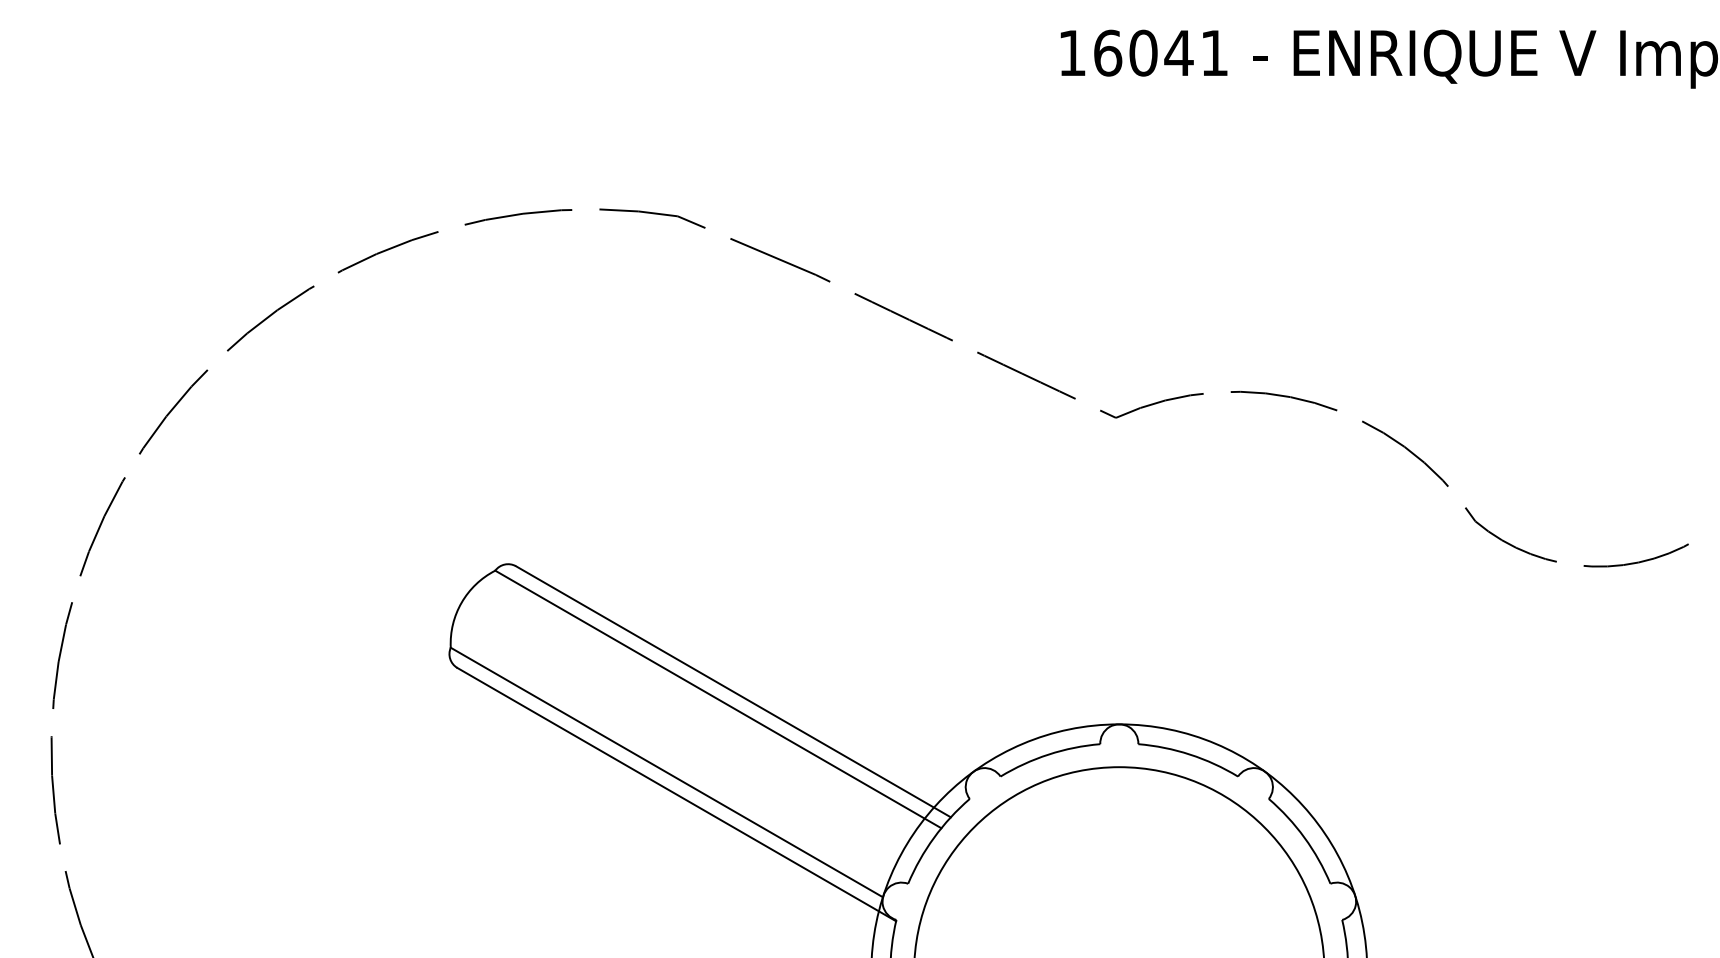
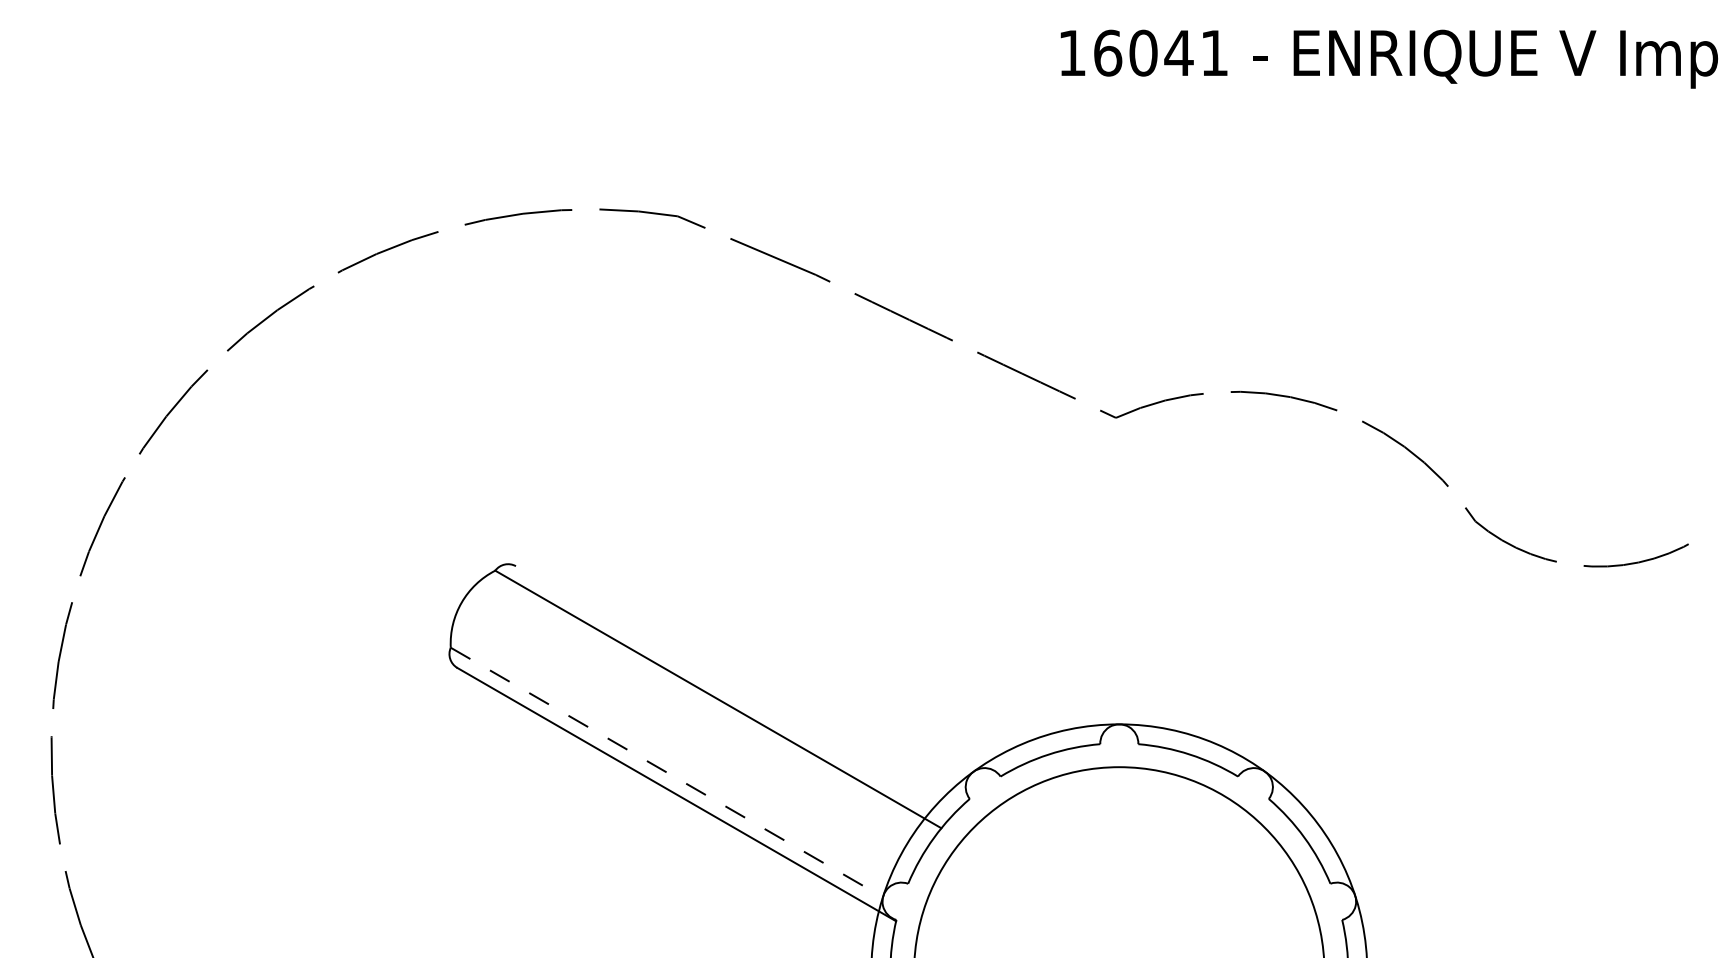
line: present -> none (732, 691)
line: solid -> dashed (666, 772)
